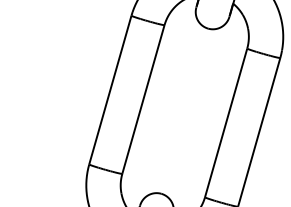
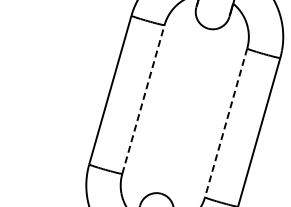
line: solid -> dashed (143, 99)
line: solid -> dashed (226, 123)
